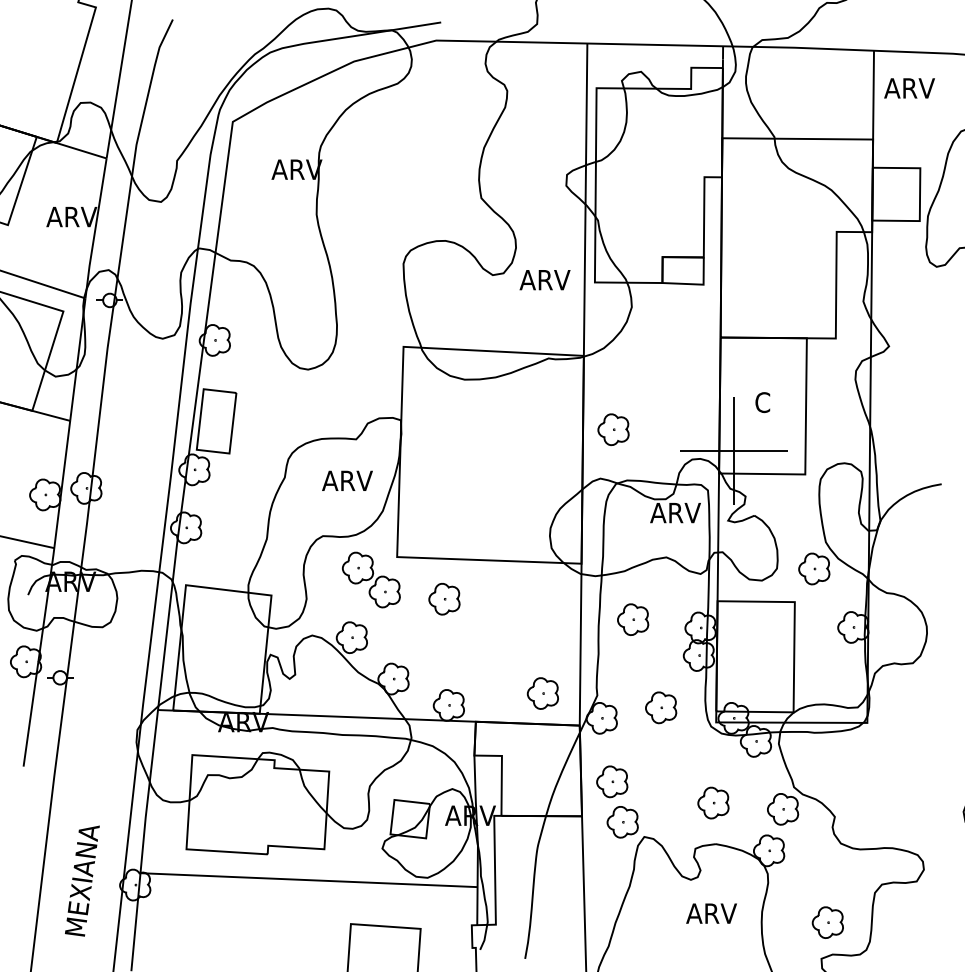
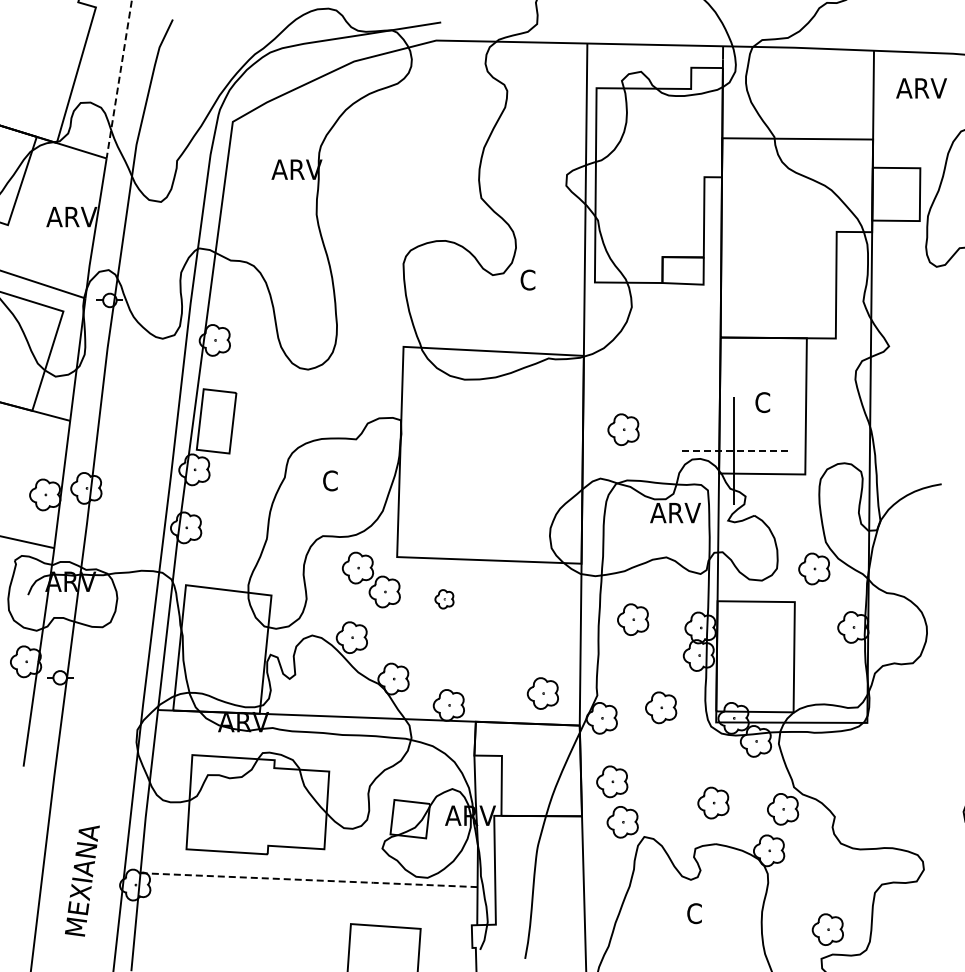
line: solid -> dashed (119, 79)
text position: (909, 88) -> (921, 88) (921, 88)
text: ARV -> C (544, 279)
part position: (613, 429) -> (623, 429) (623, 429)
line: solid -> dashed (733, 450)
text: ARV -> C (347, 480)
part size: 33x33 px -> 21x21 px (444, 599)
line: solid -> dashed (309, 880)
text: ARV -> C (711, 913)
part position: (827, 922) -> (827, 929) (827, 929)
